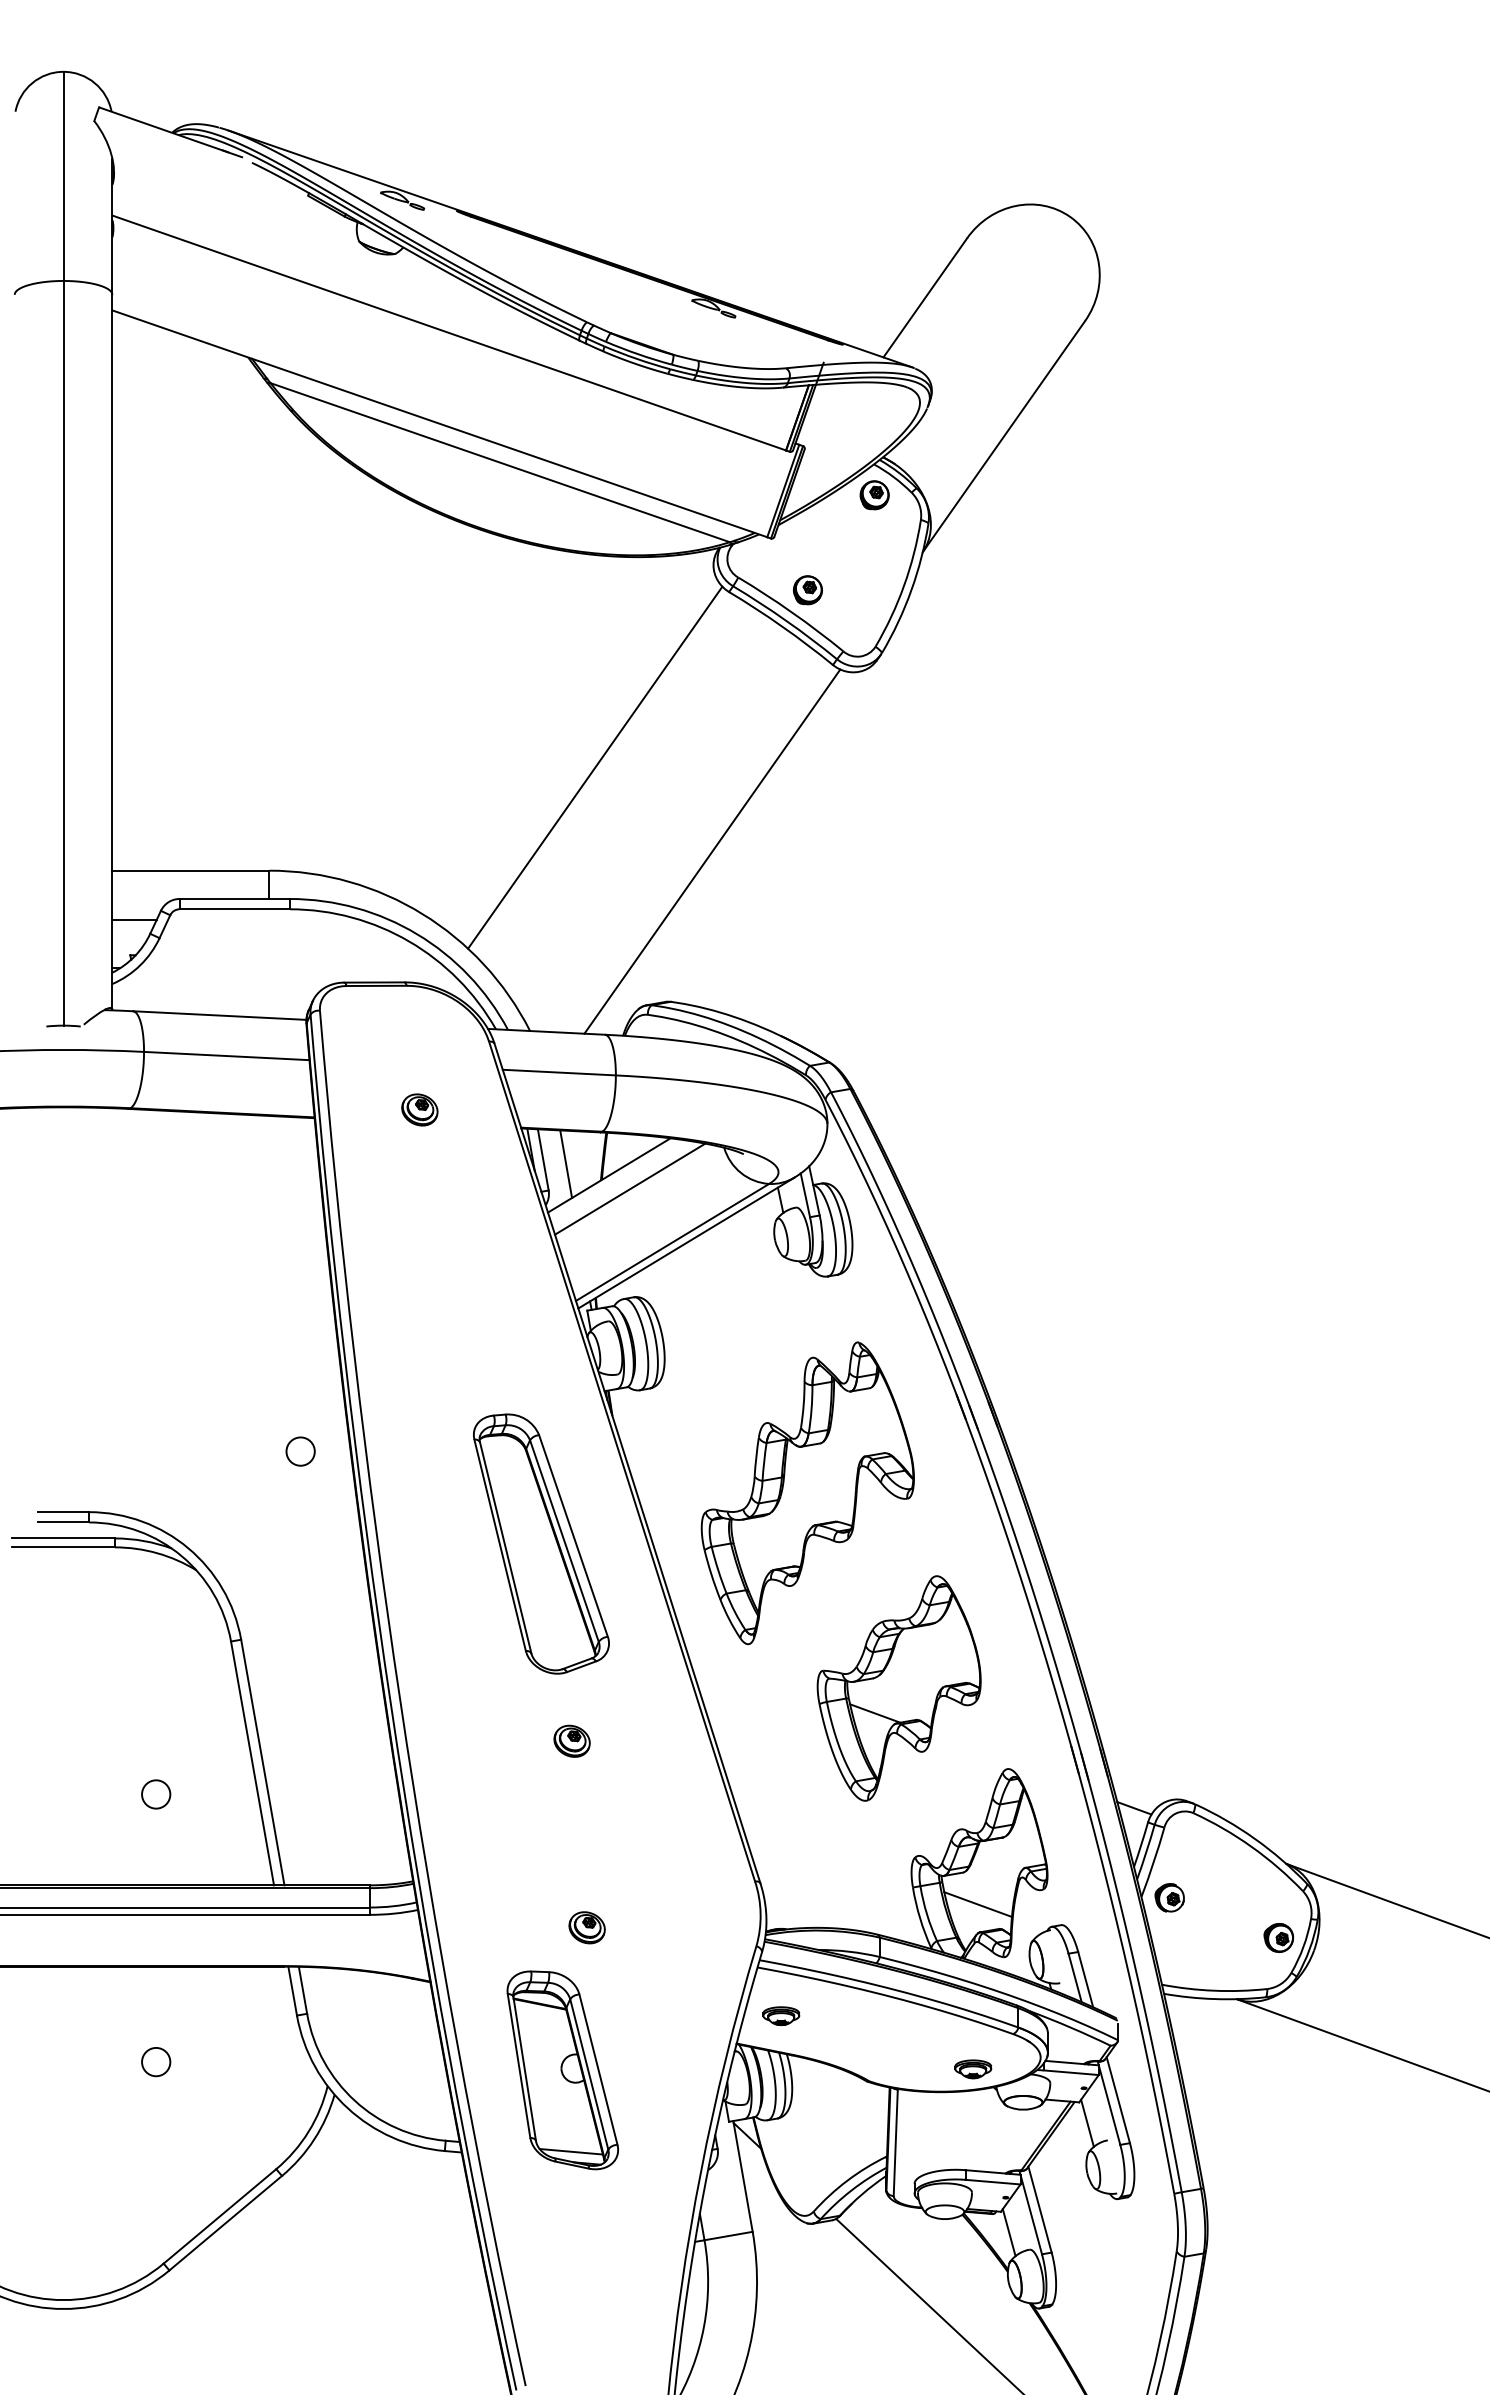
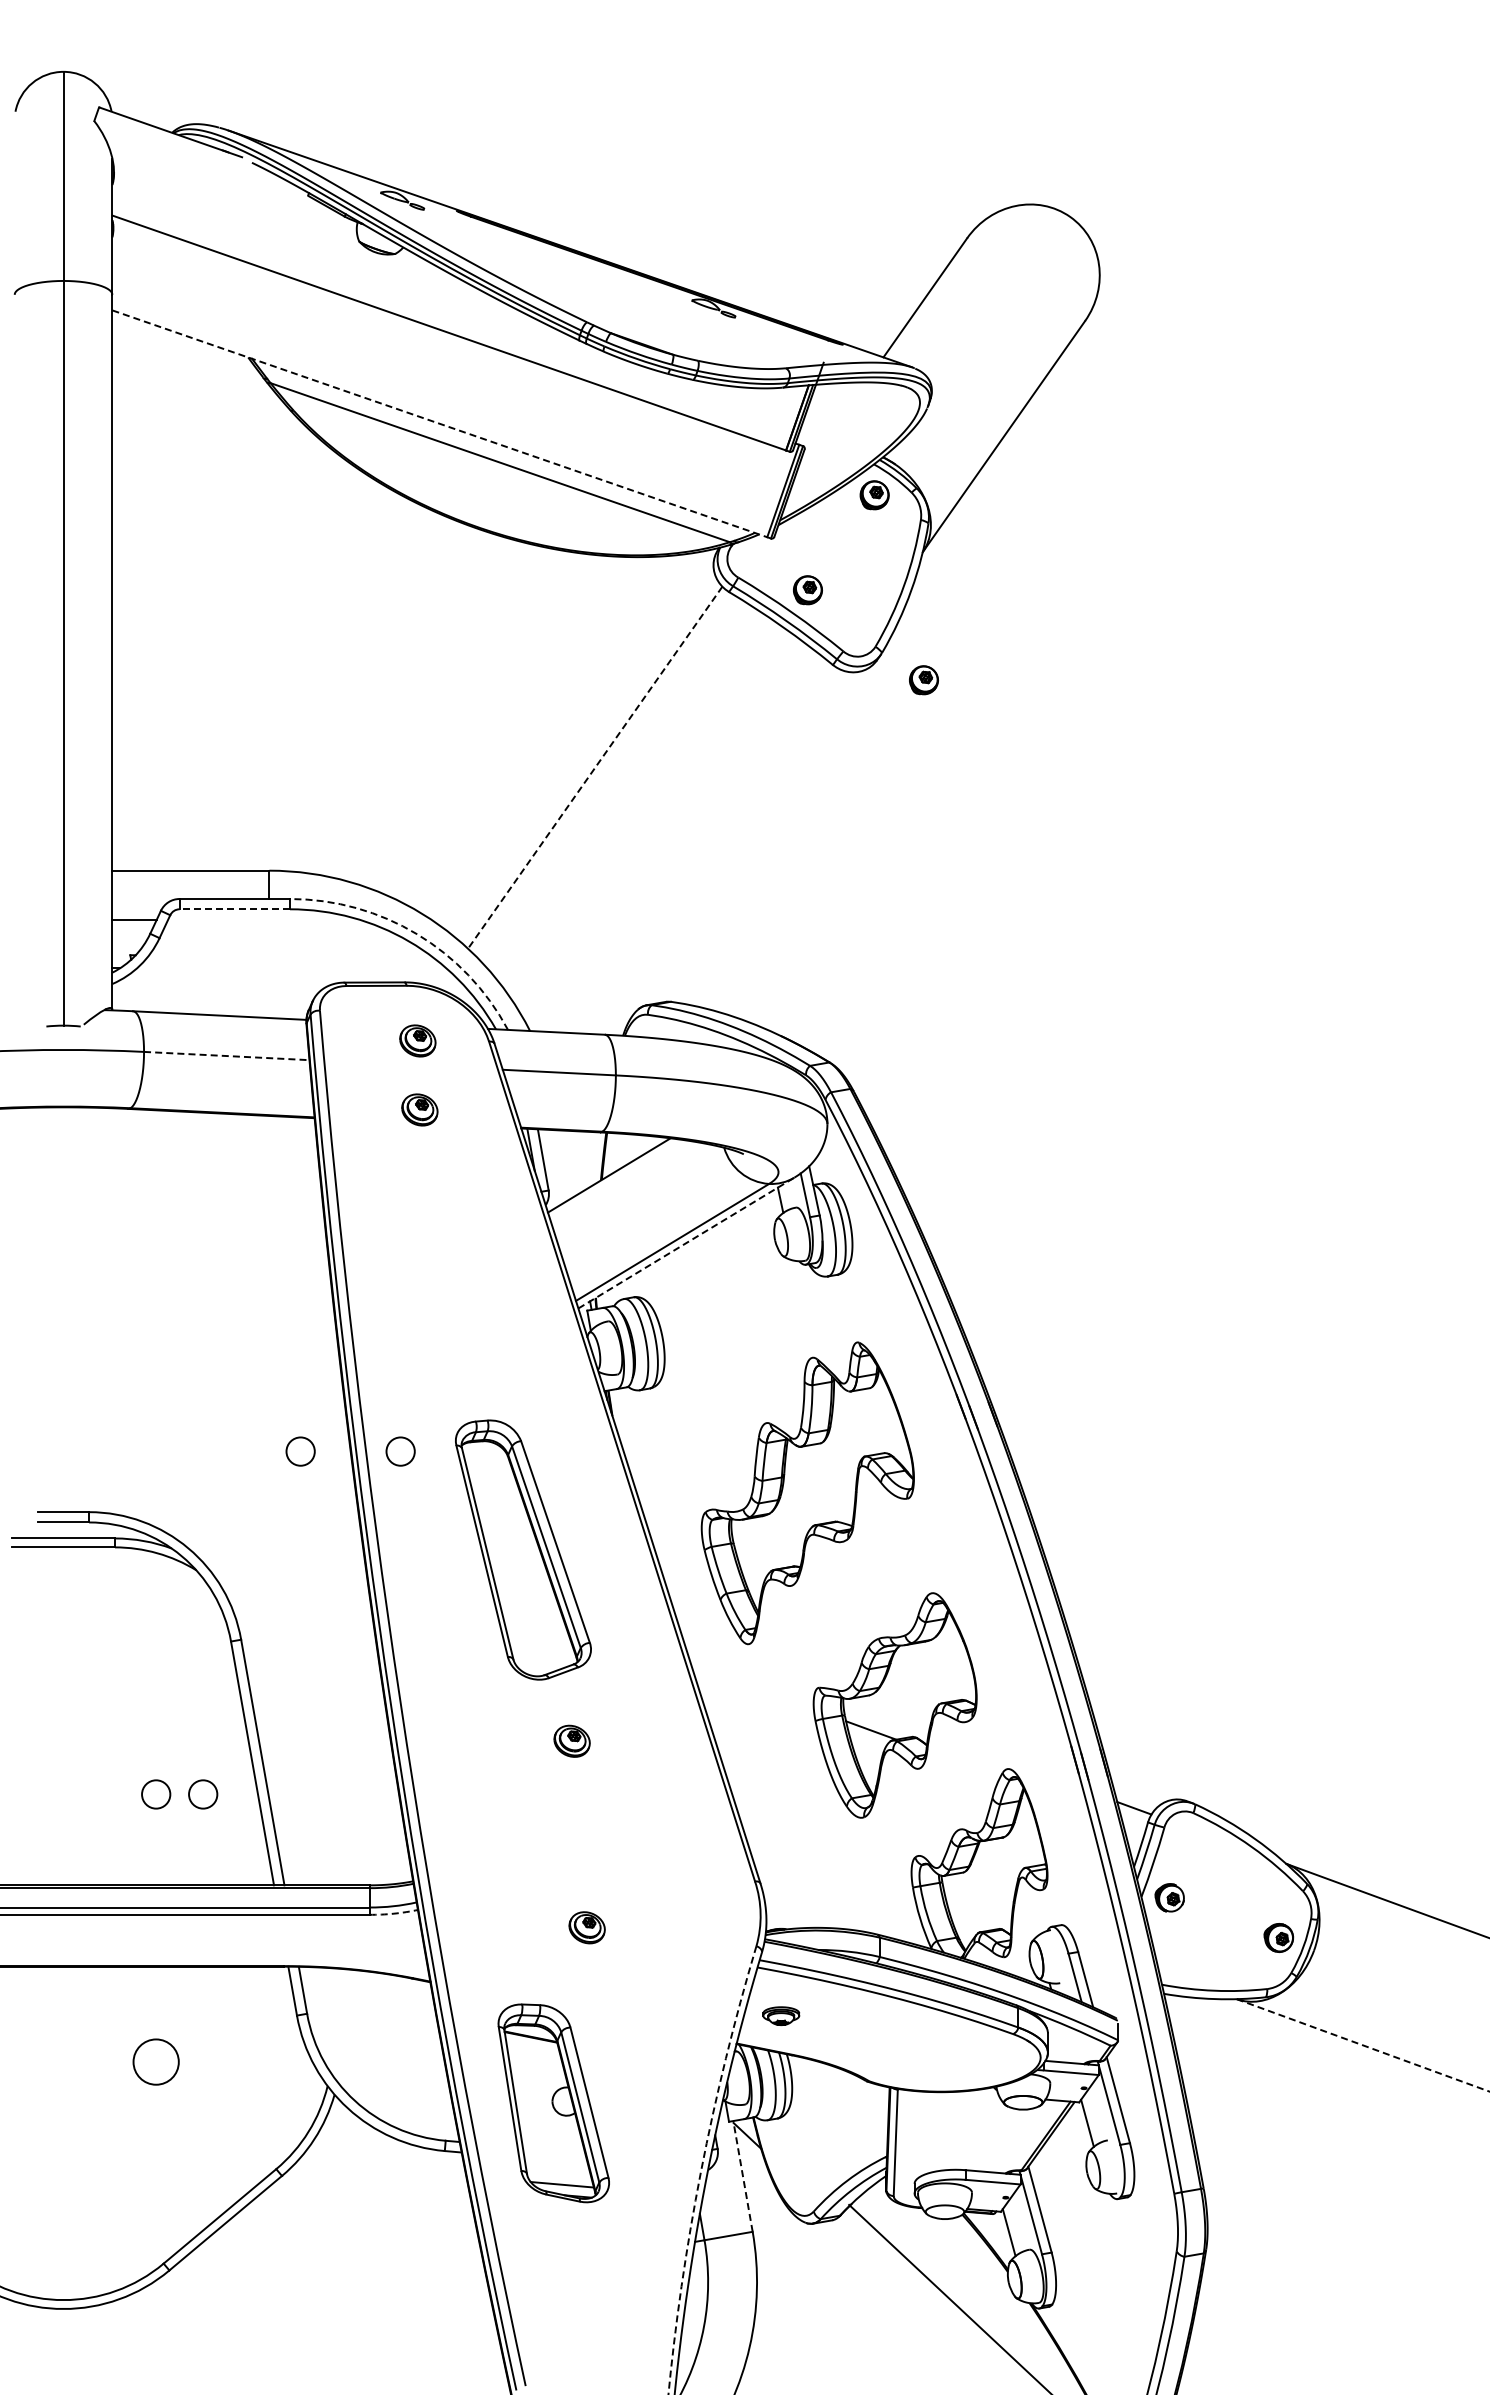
line: solid -> dashed (440, 423)
part: none -> present (923, 680)
line: solid -> dashed (594, 768)
line: present -> none (712, 851)
line: solid -> dashed (234, 909)
arc: solid -> dashed (417, 934)
part: none -> present (417, 1040)
line: solid -> dashed (226, 1056)
line: present -> none (566, 1164)
line: present -> none (630, 1188)
line: solid -> dashed (686, 1242)
circle: none -> present (400, 1451)
part position: (541, 1543) -> (523, 1549) (523, 1549)
part position: (898, 1688) -> (894, 1705) (894, 1705)
circle: none -> present (203, 1794)
line: present -> none (978, 1904)
arc: solid -> dashed (393, 1913)
line: solid -> dashed (1363, 2045)
circle diameter: 28 px -> 45 px (155, 2061)
part: present -> none (973, 2069)
part position: (562, 2070) -> (553, 2103) (553, 2103)
arc: solid -> dashed (701, 2168)
line: solid -> dashed (742, 2175)
line position: (928, 2304) -> (949, 2297) (949, 2297)
